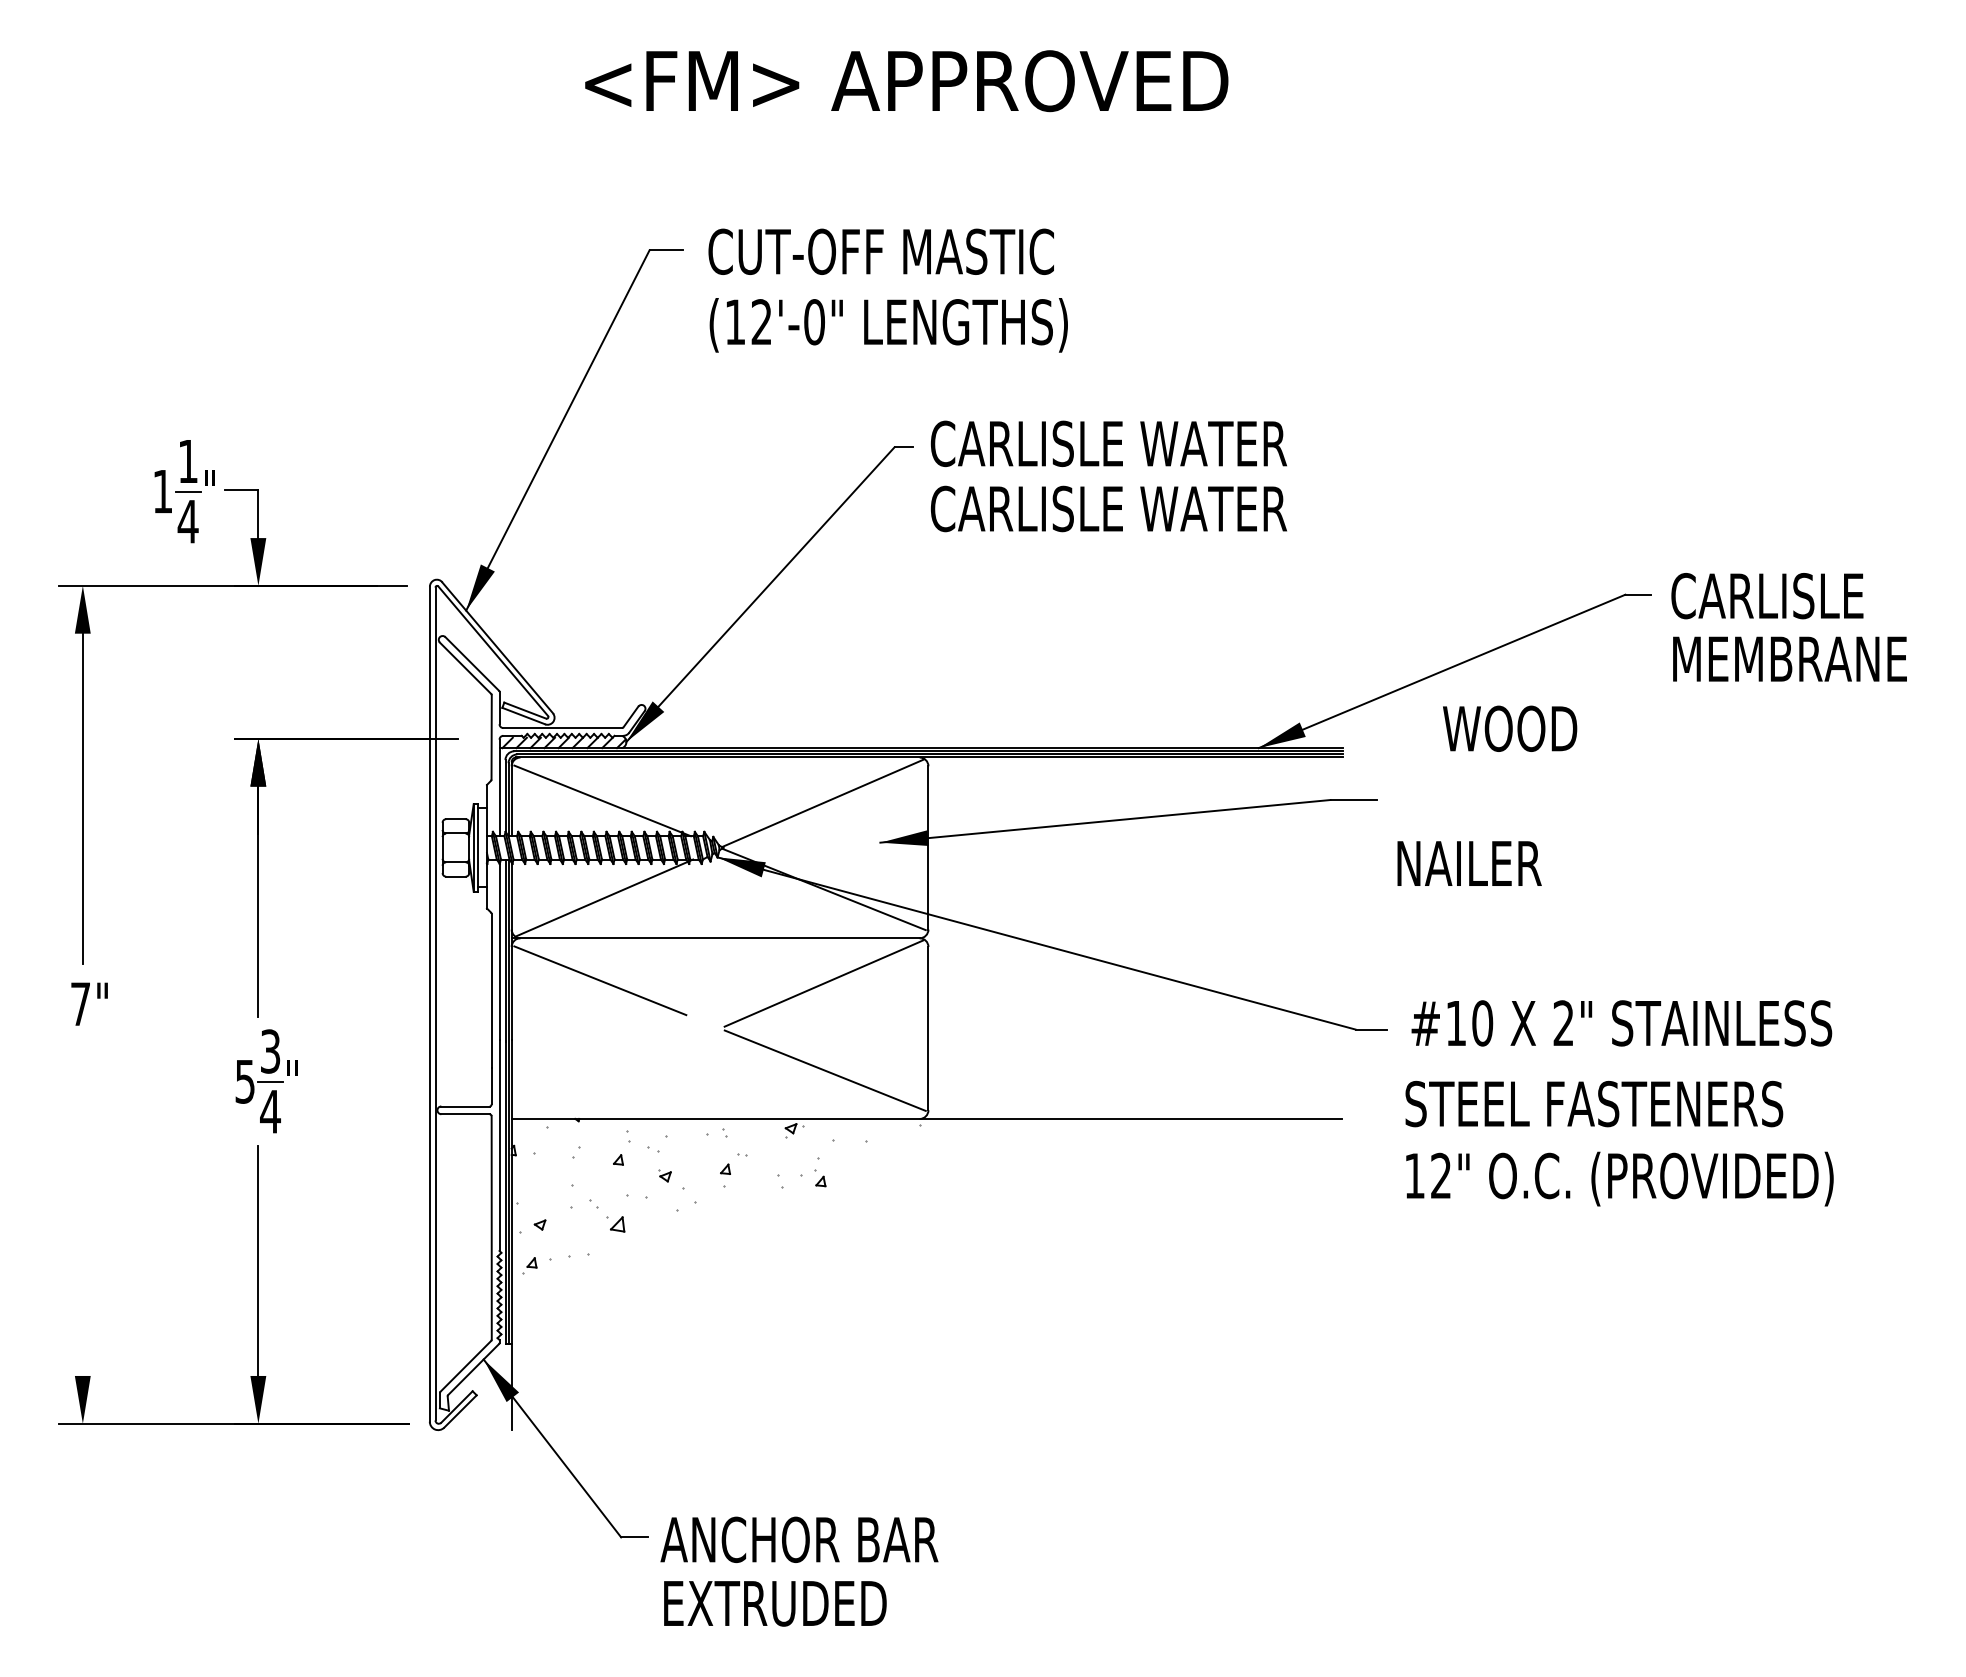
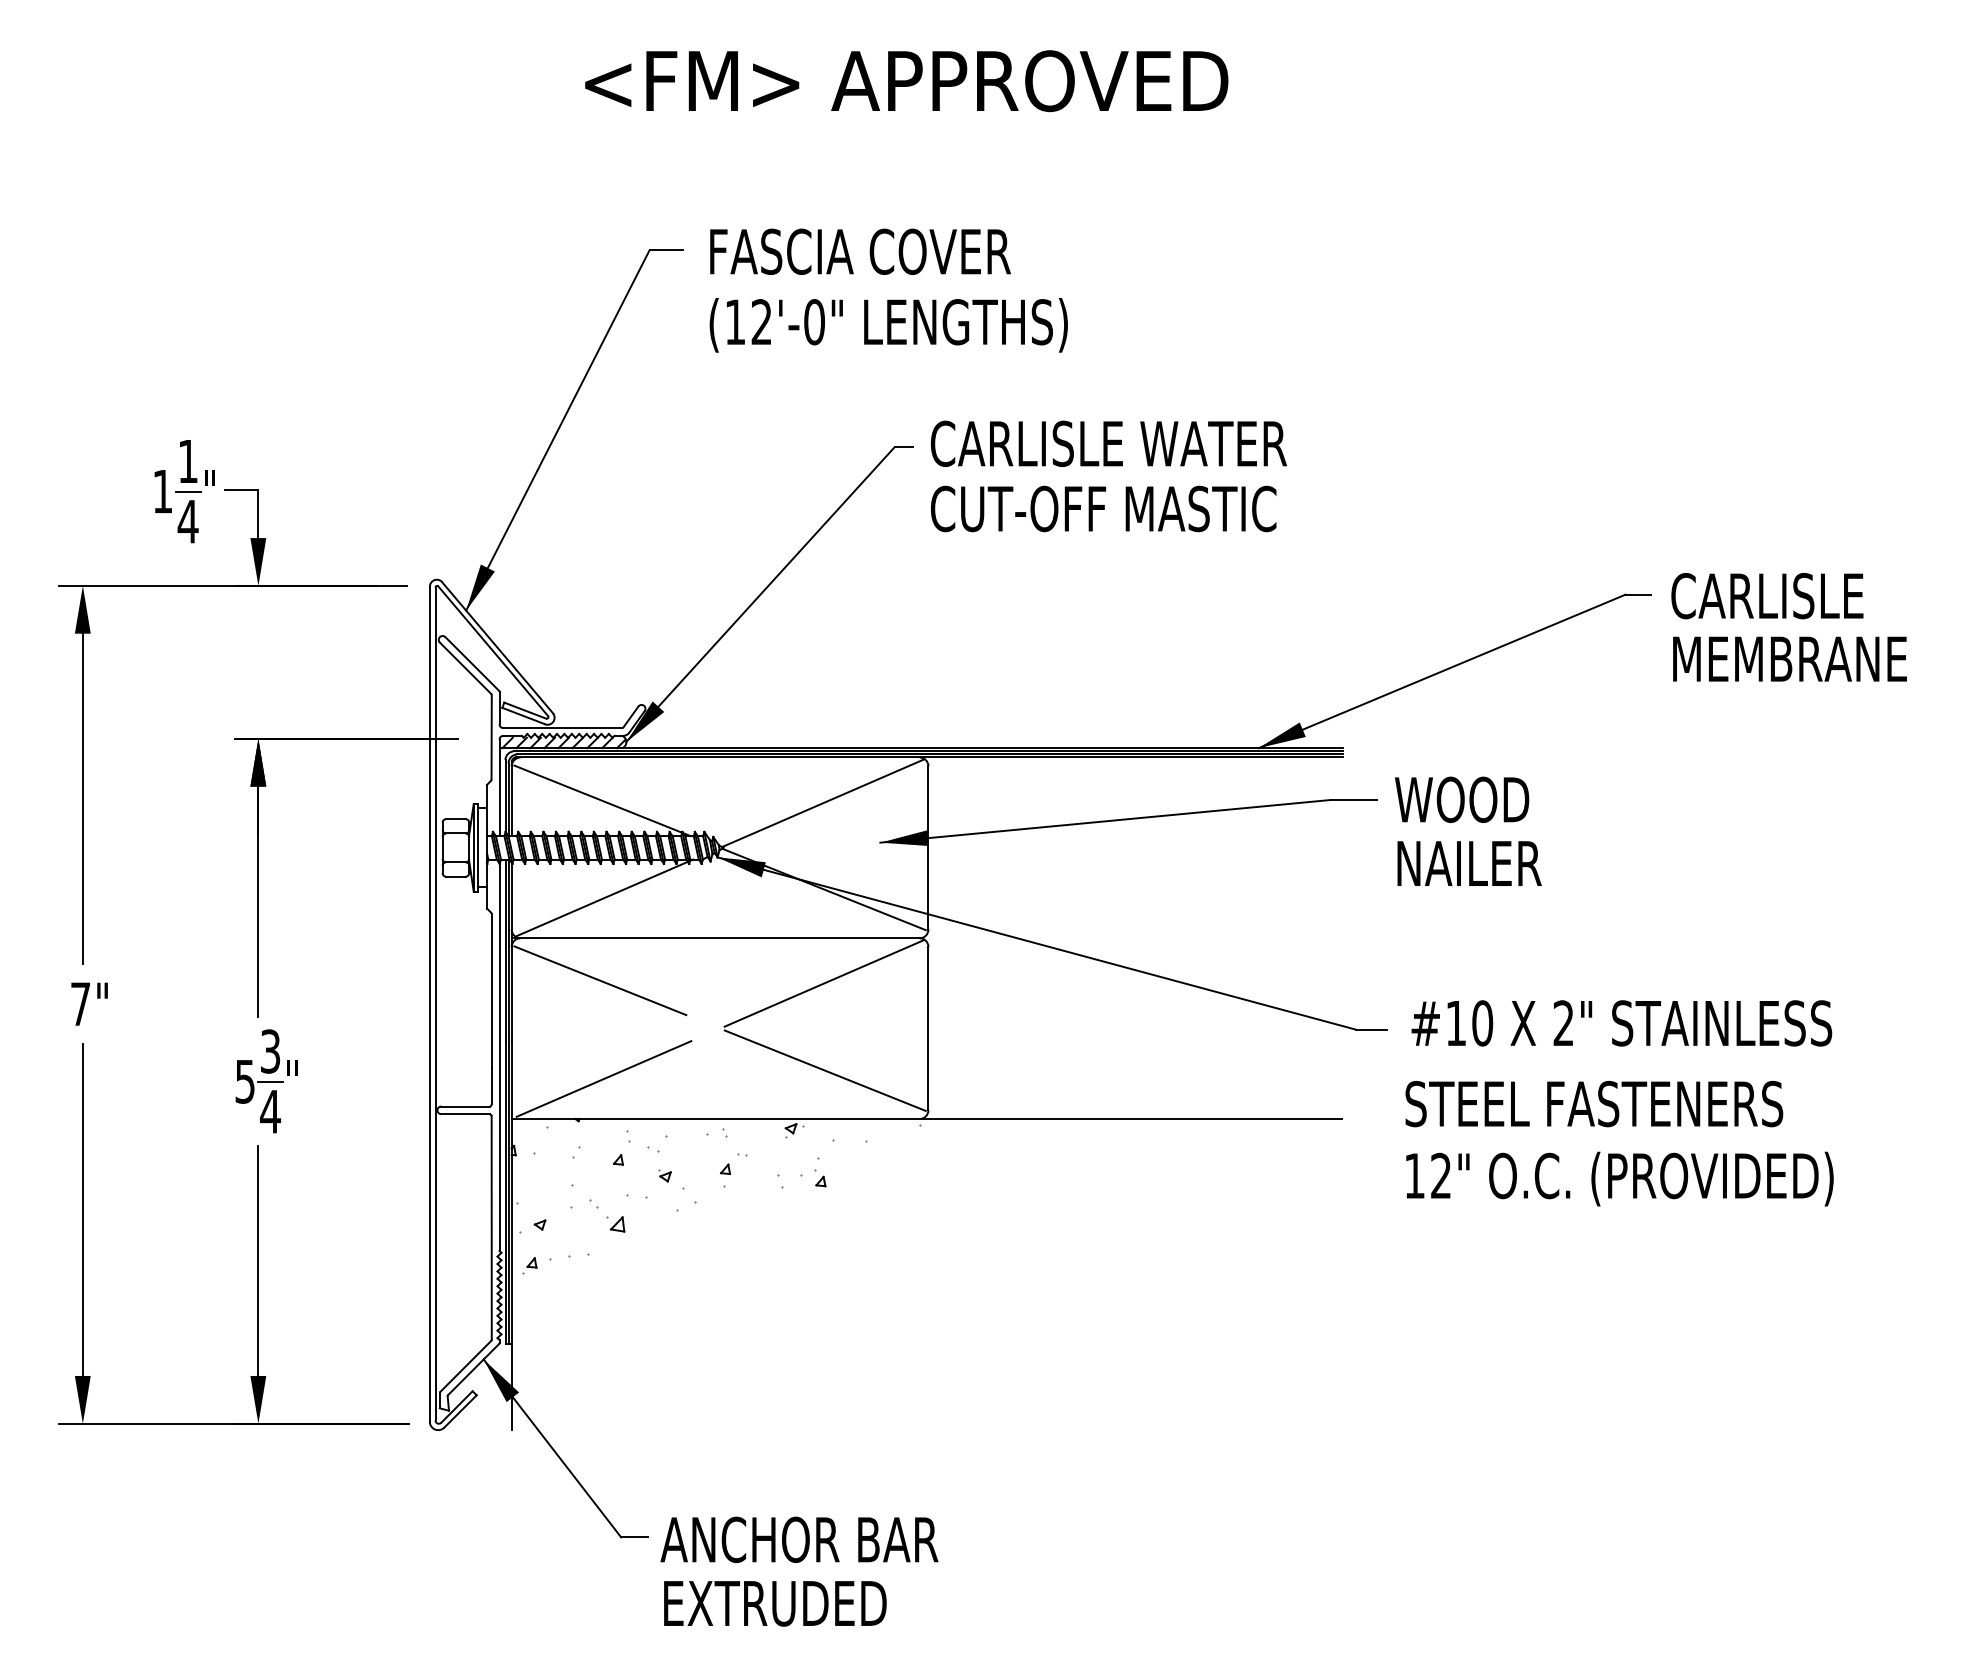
text: CUT-OFF MASTIC -> FASCIA COVER (880, 251)
text: CARLISLE WATER -> CUT-OFF MASTIC (1122, 508)
text position: (1510, 728) -> (1462, 799) (1462, 799)
line: none -> present (603, 1078)
line: none -> present (82, 1209)
